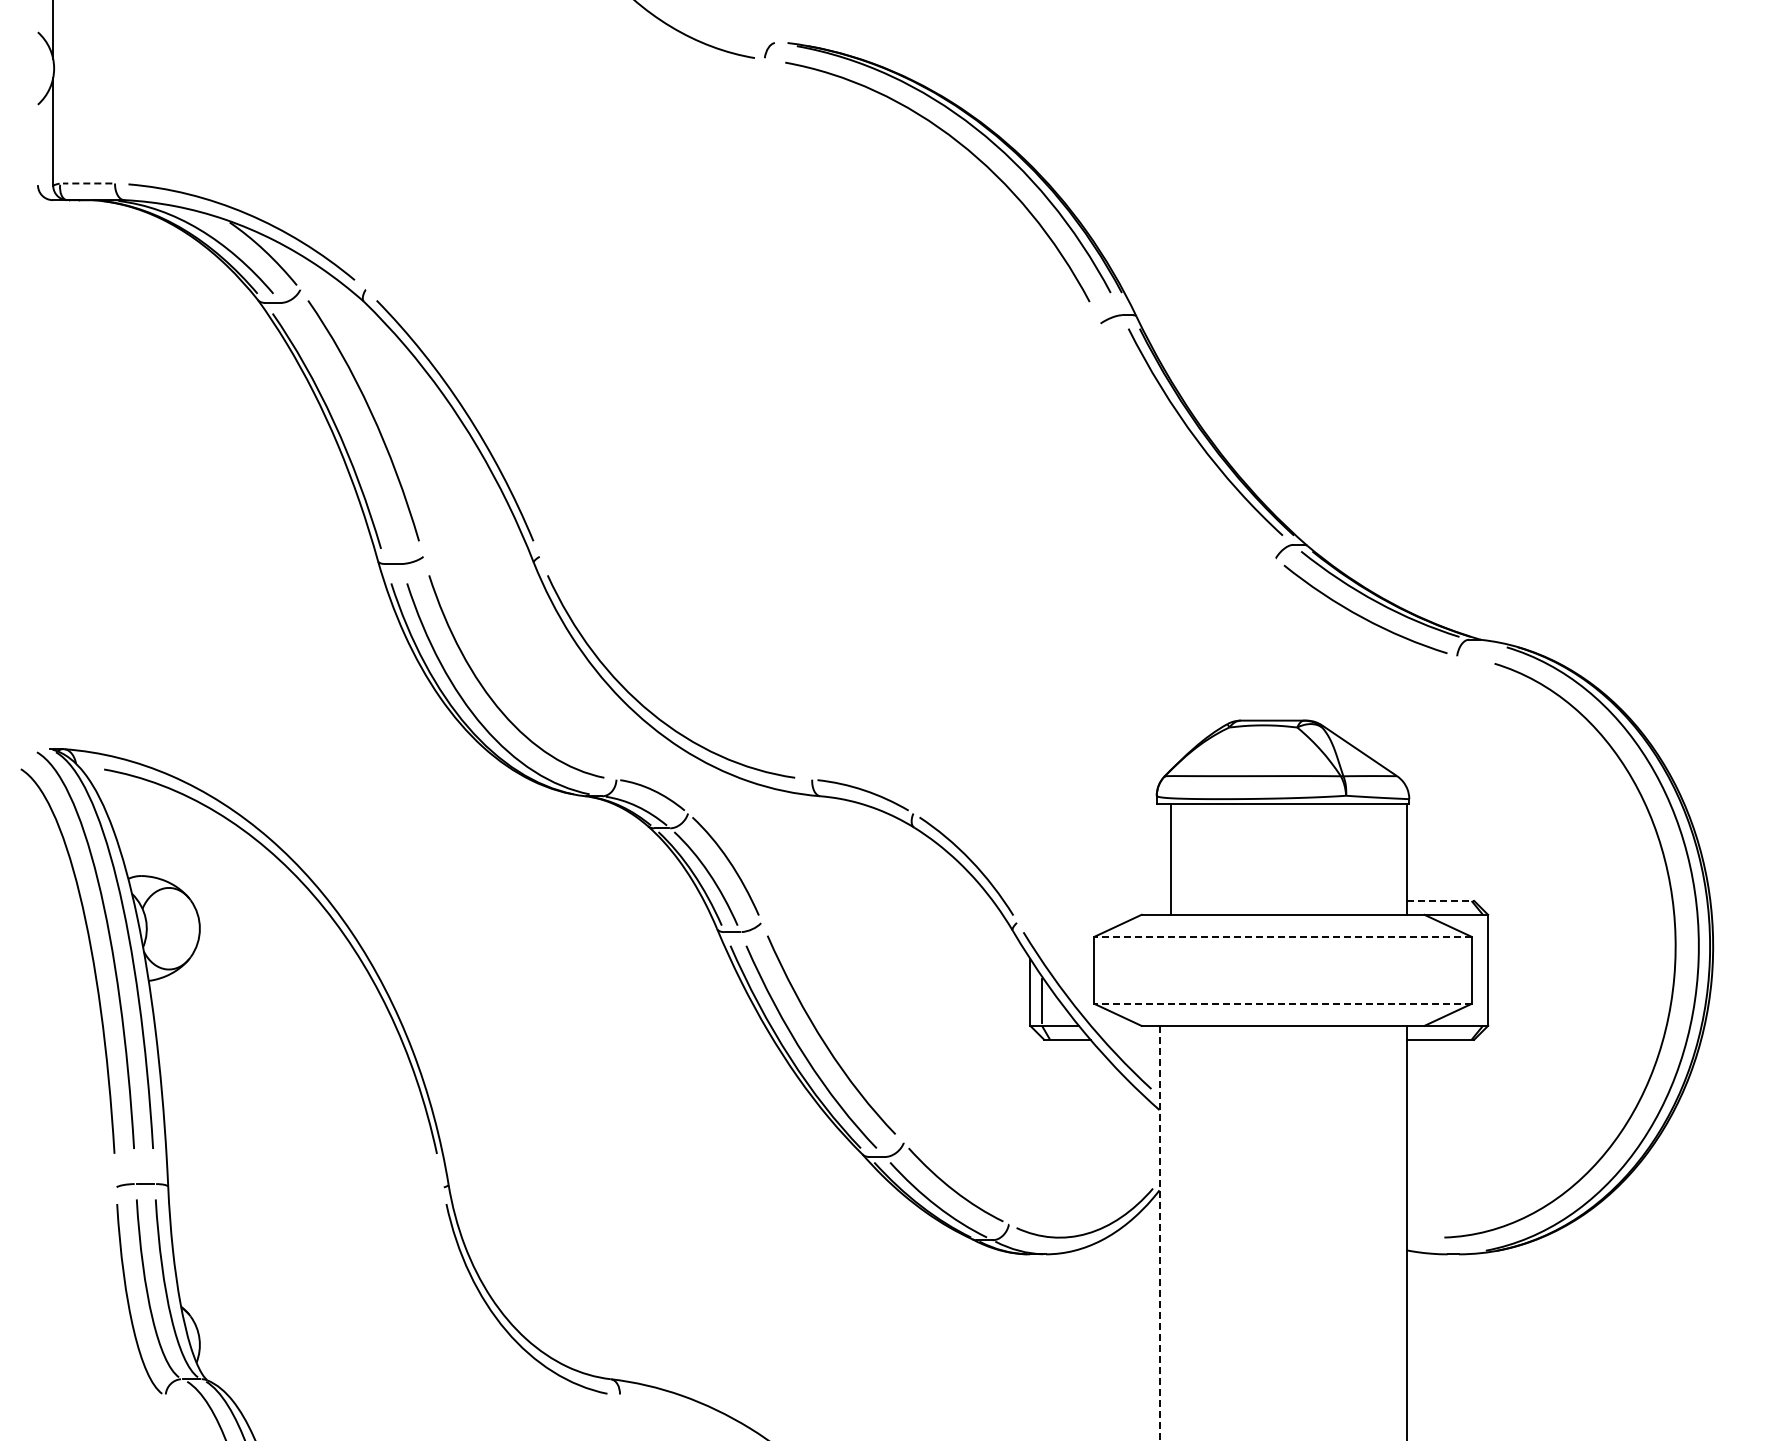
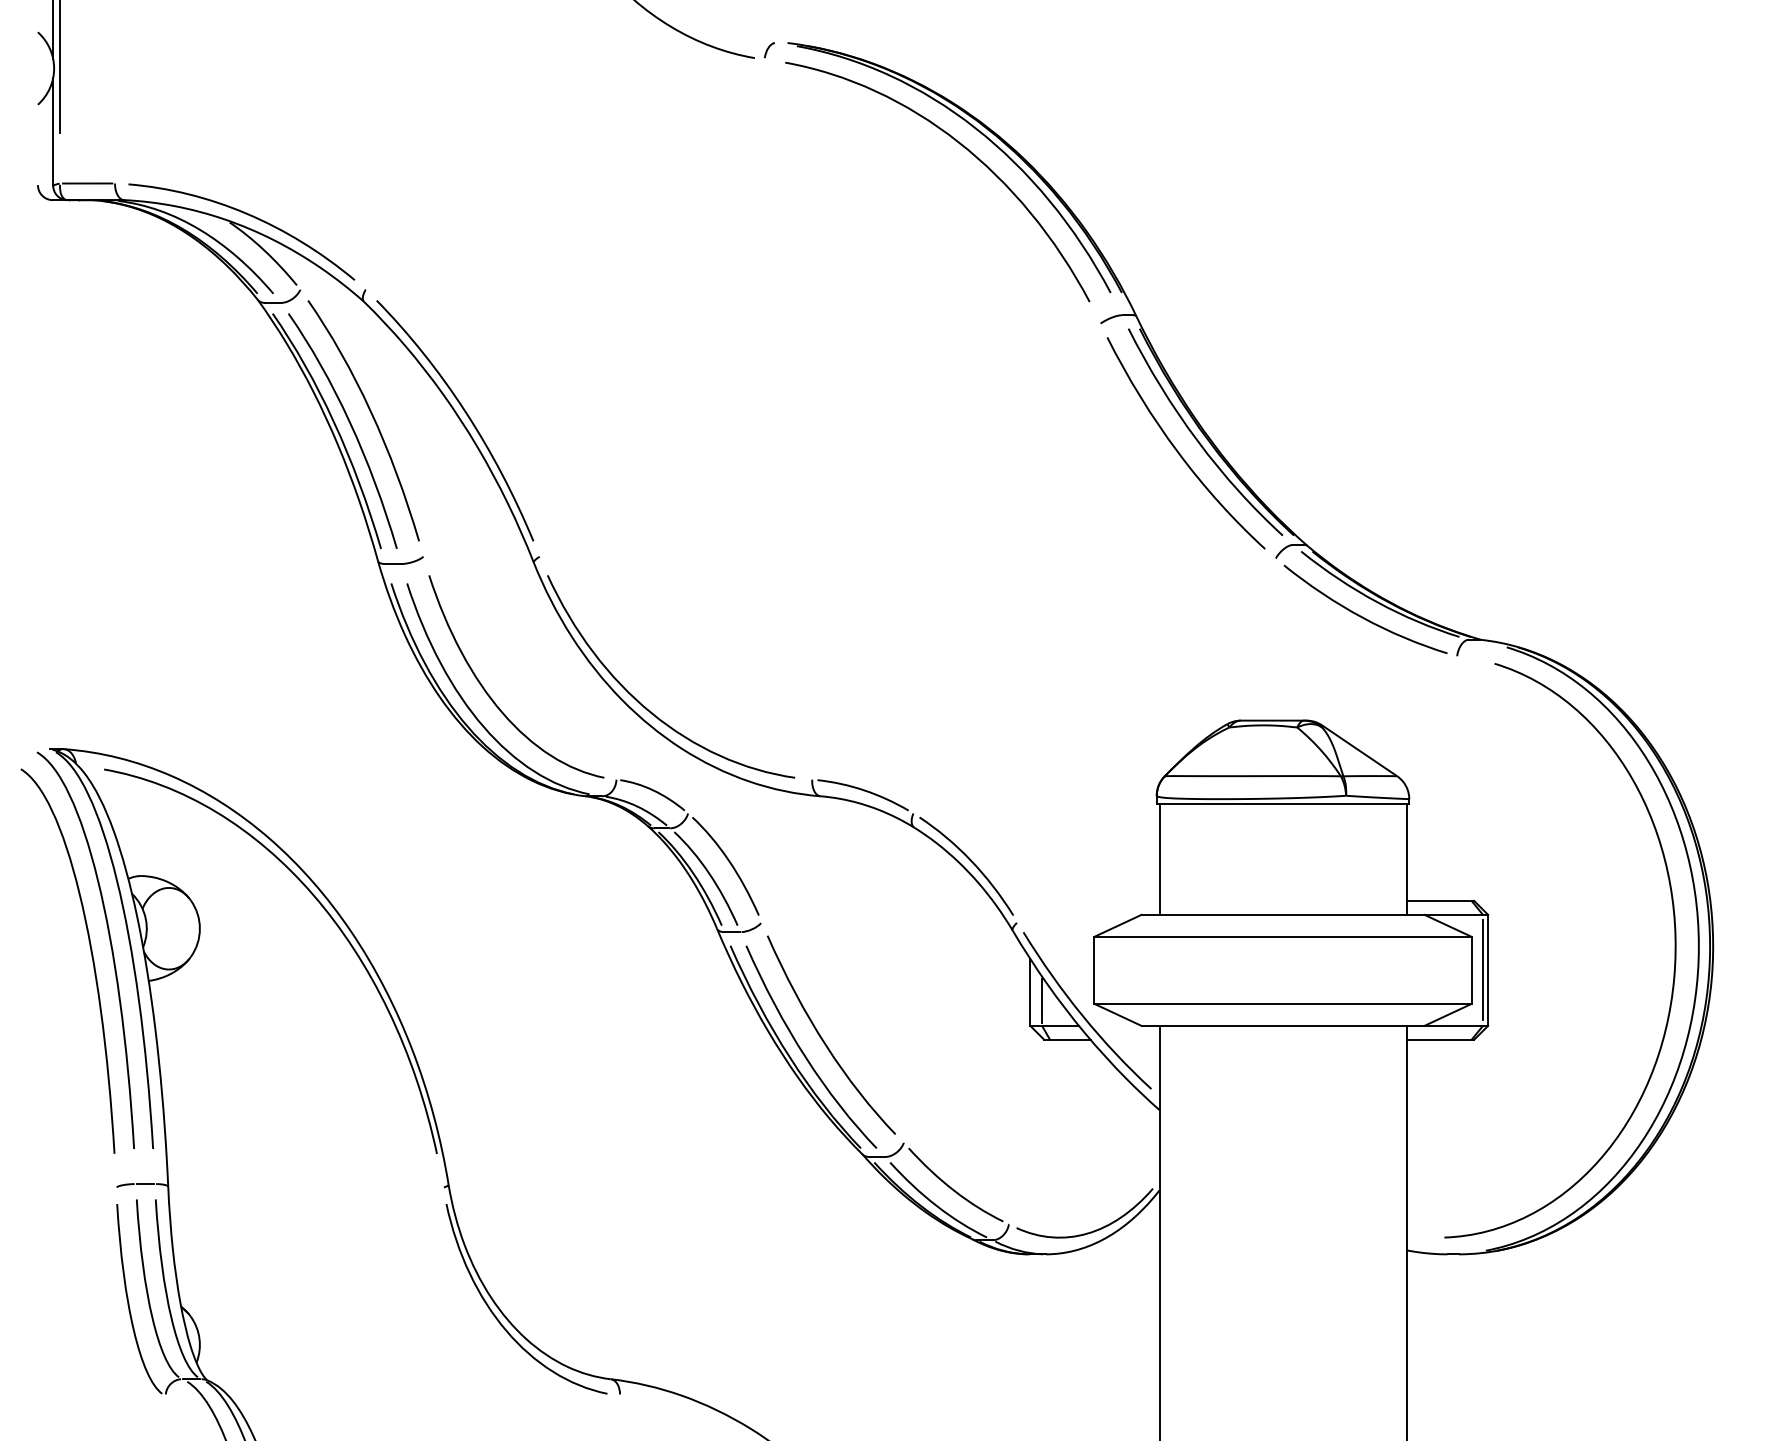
line: none -> present (60, 67)
line: dashed -> solid (87, 183)
curve: none -> present (350, 426)
curve: none -> present (1177, 449)
line position: (1170, 858) -> (1159, 858) (1159, 858)
line: dashed -> solid (1440, 900)
line: dashed -> solid (1283, 936)
line: none -> present (1483, 970)
line: dashed -> solid (1283, 1003)
line: dashed -> solid (1159, 1233)
